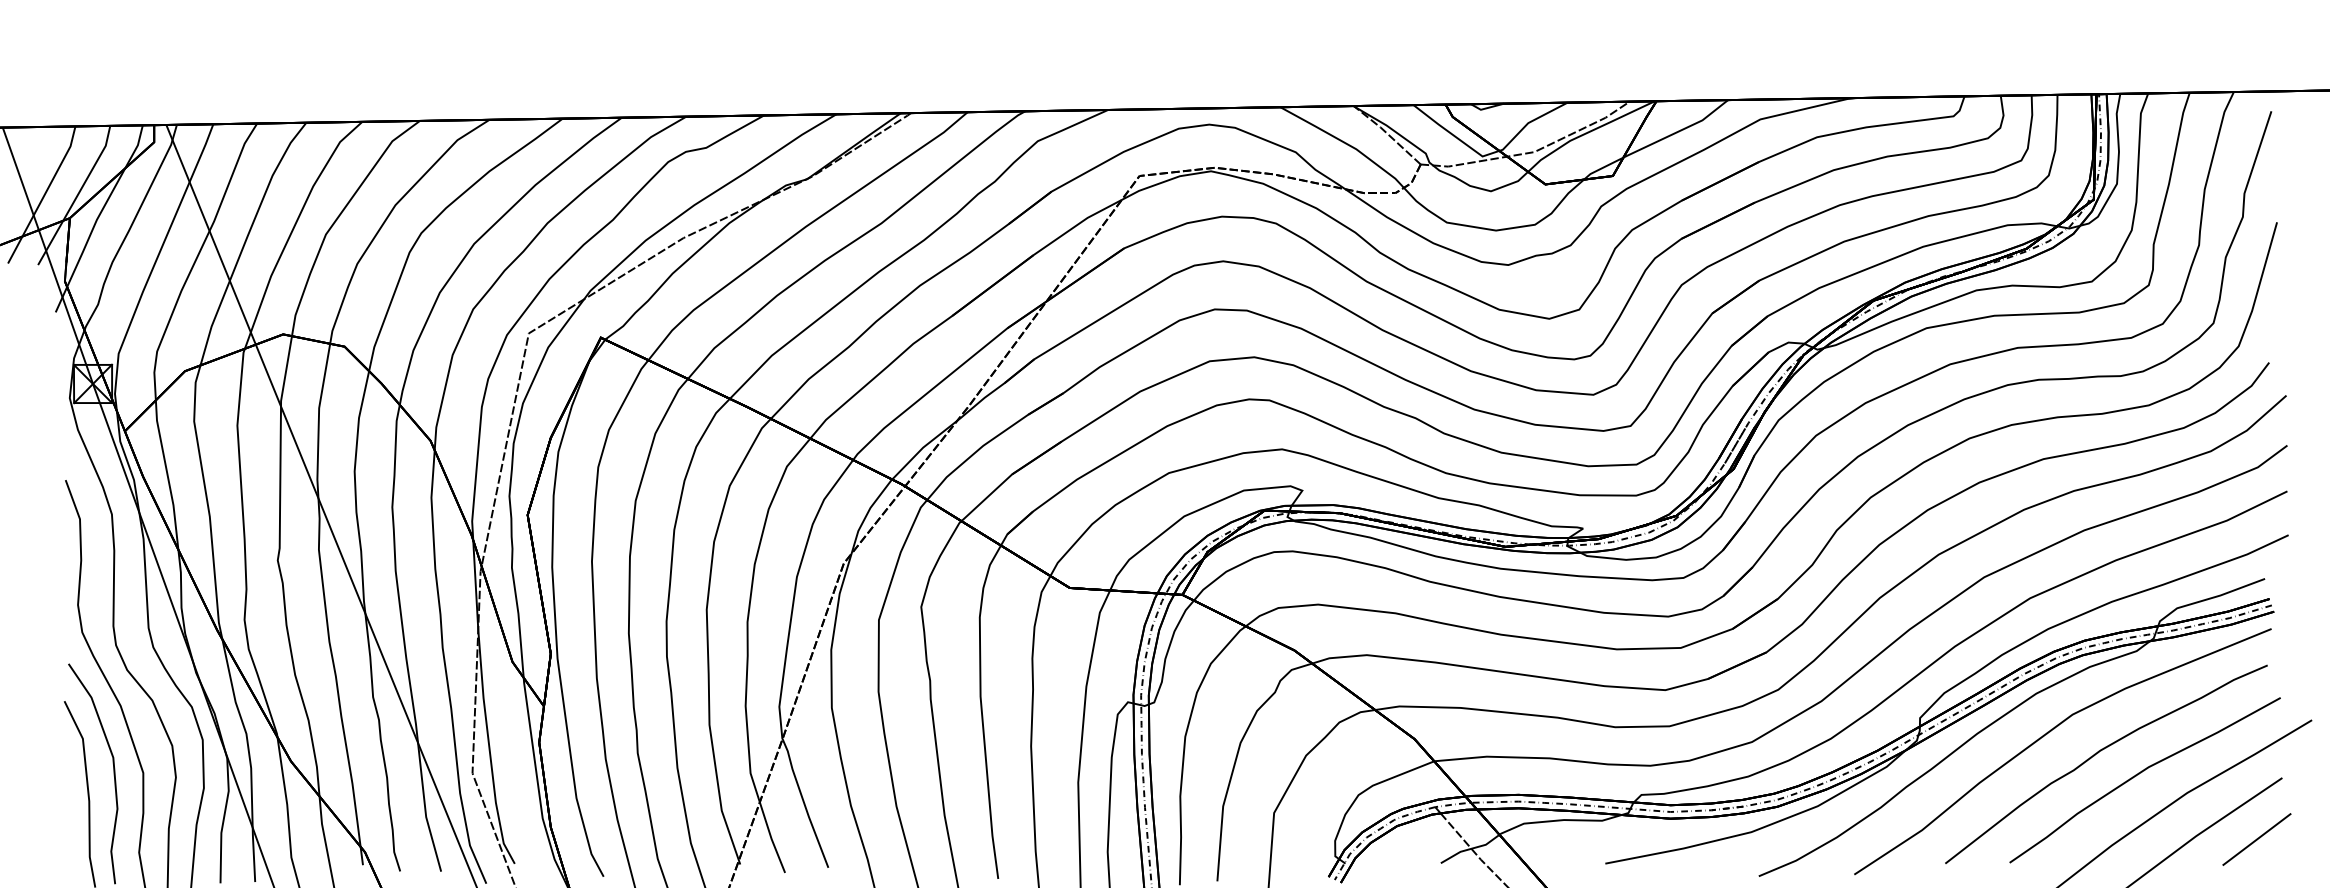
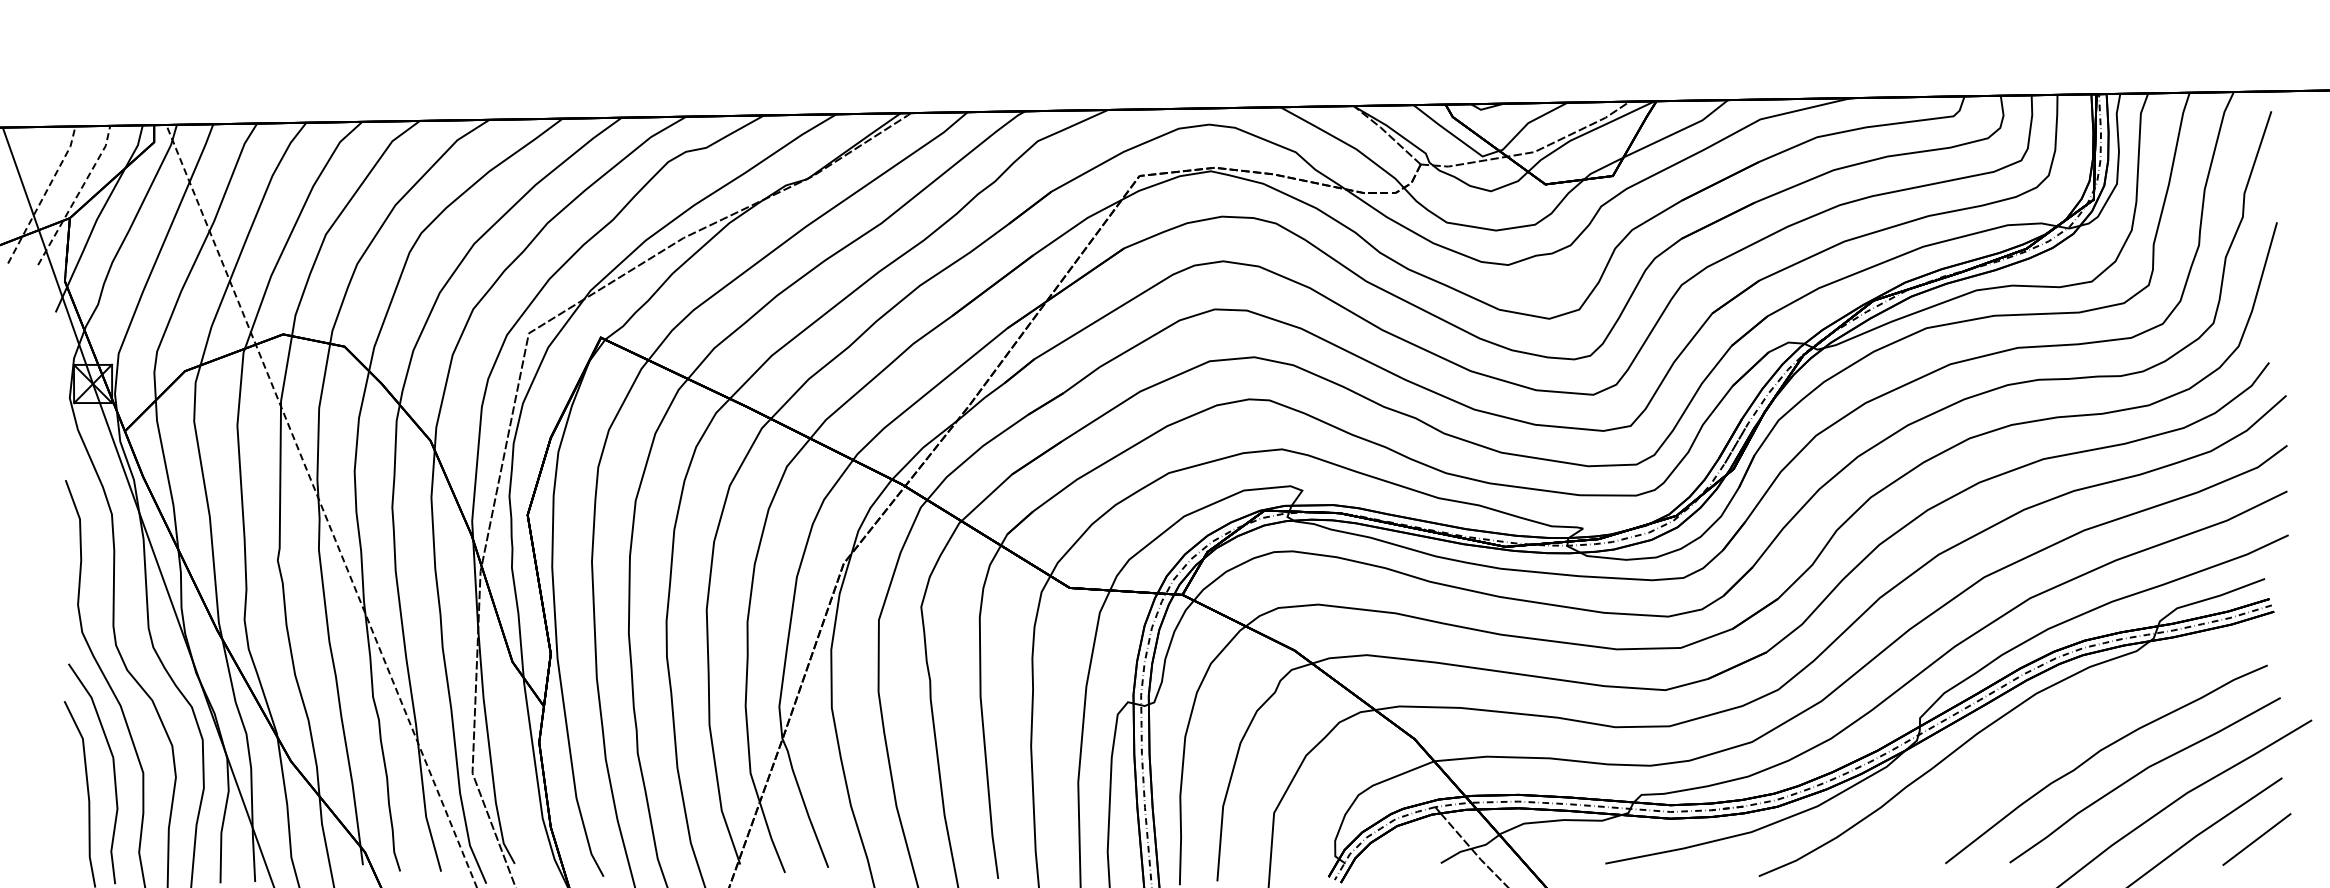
line: solid -> dashed (44, 194)
line: solid -> dashed (77, 195)
line: solid -> dashed (321, 506)
curve: present -> none (2050, 732)
